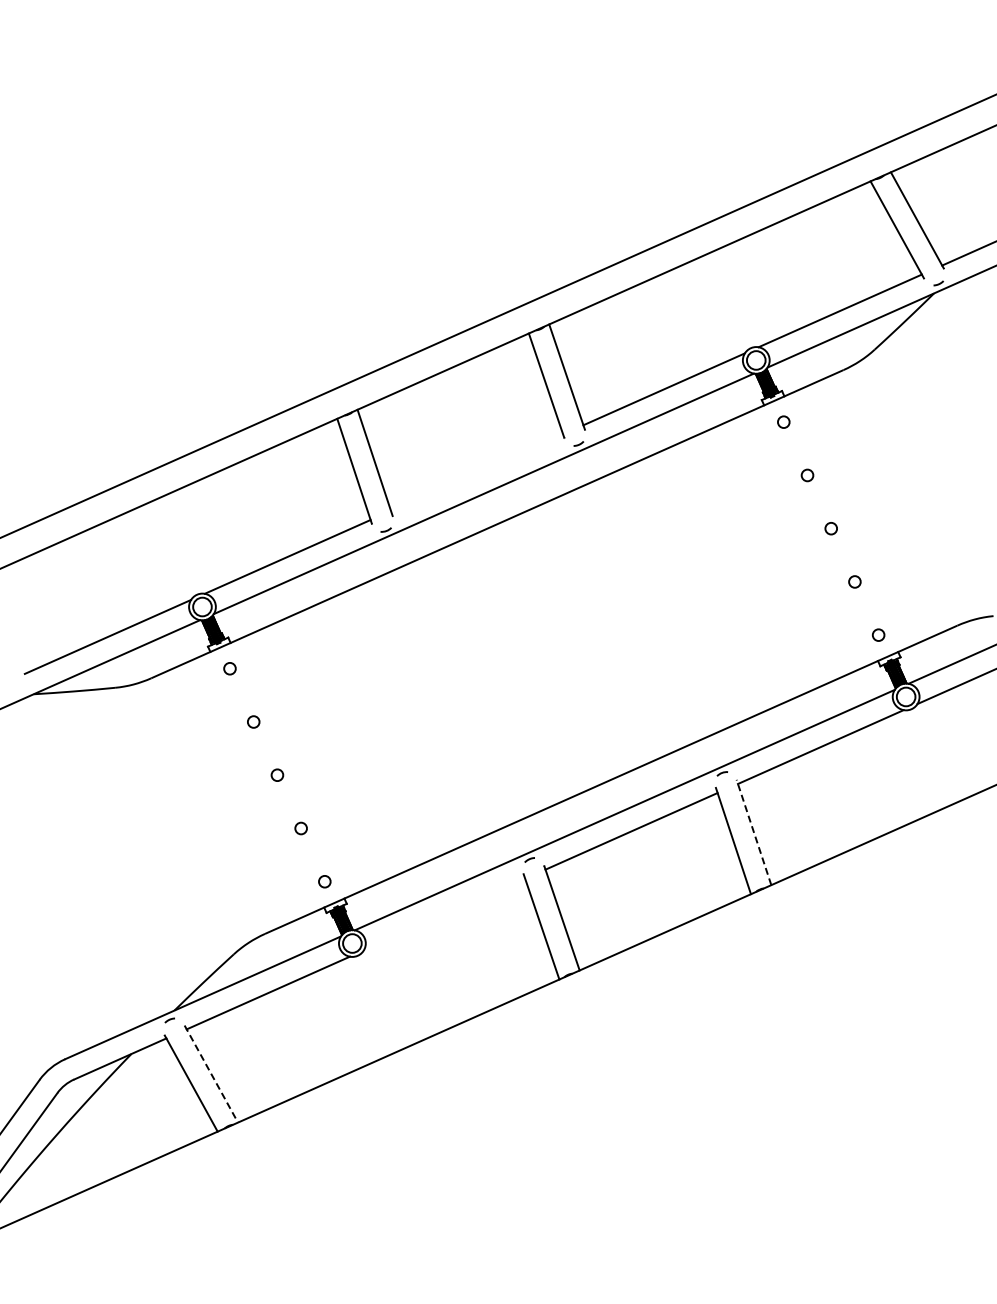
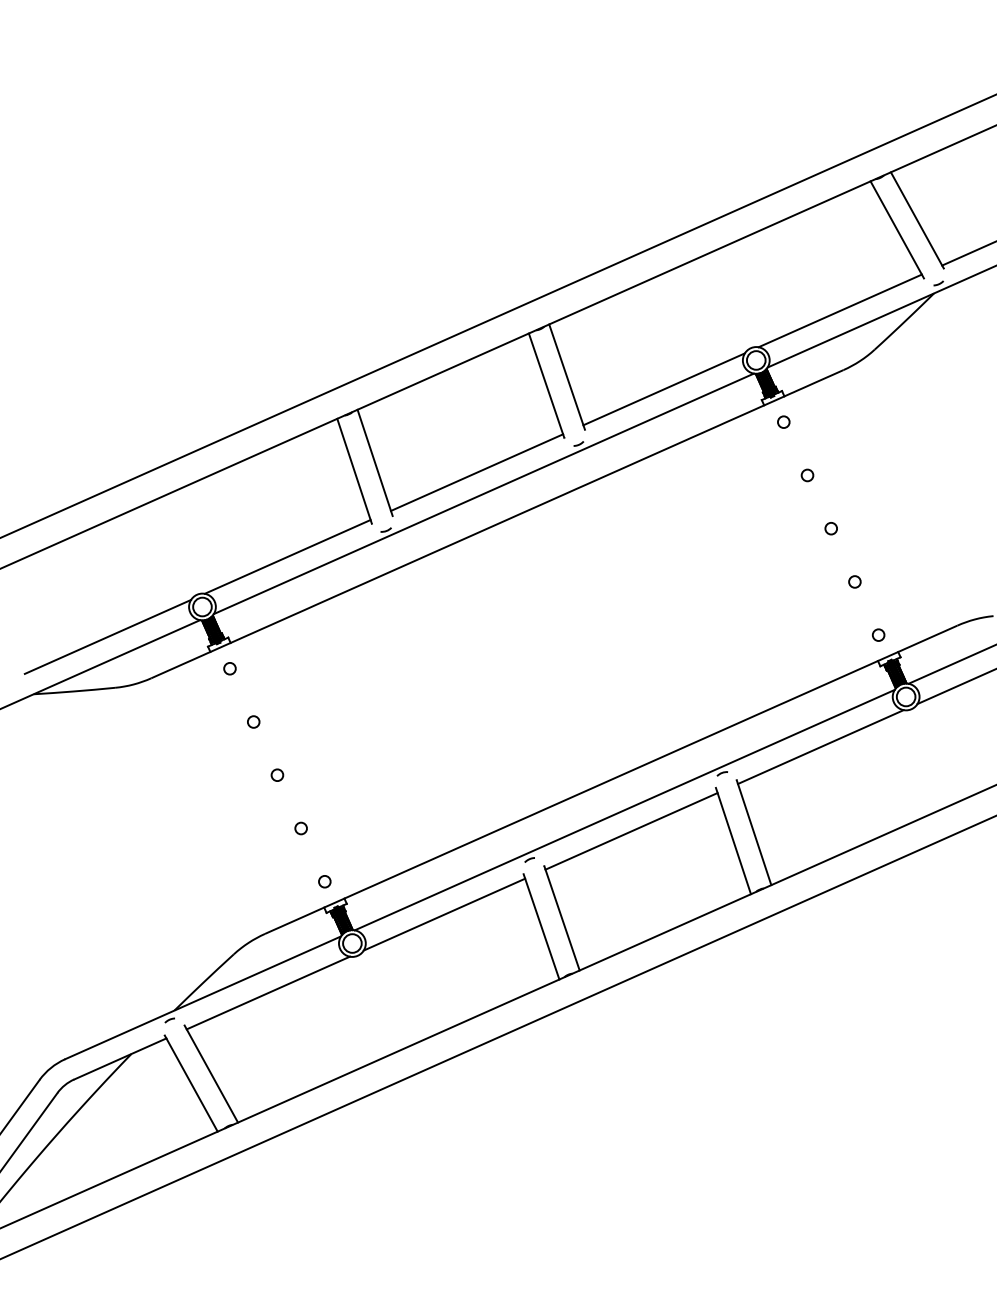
line: none -> present (476, 472)
line: dashed -> solid (753, 832)
line: none -> present (444, 914)
line: none -> present (497, 1037)
line: dashed -> solid (211, 1074)
